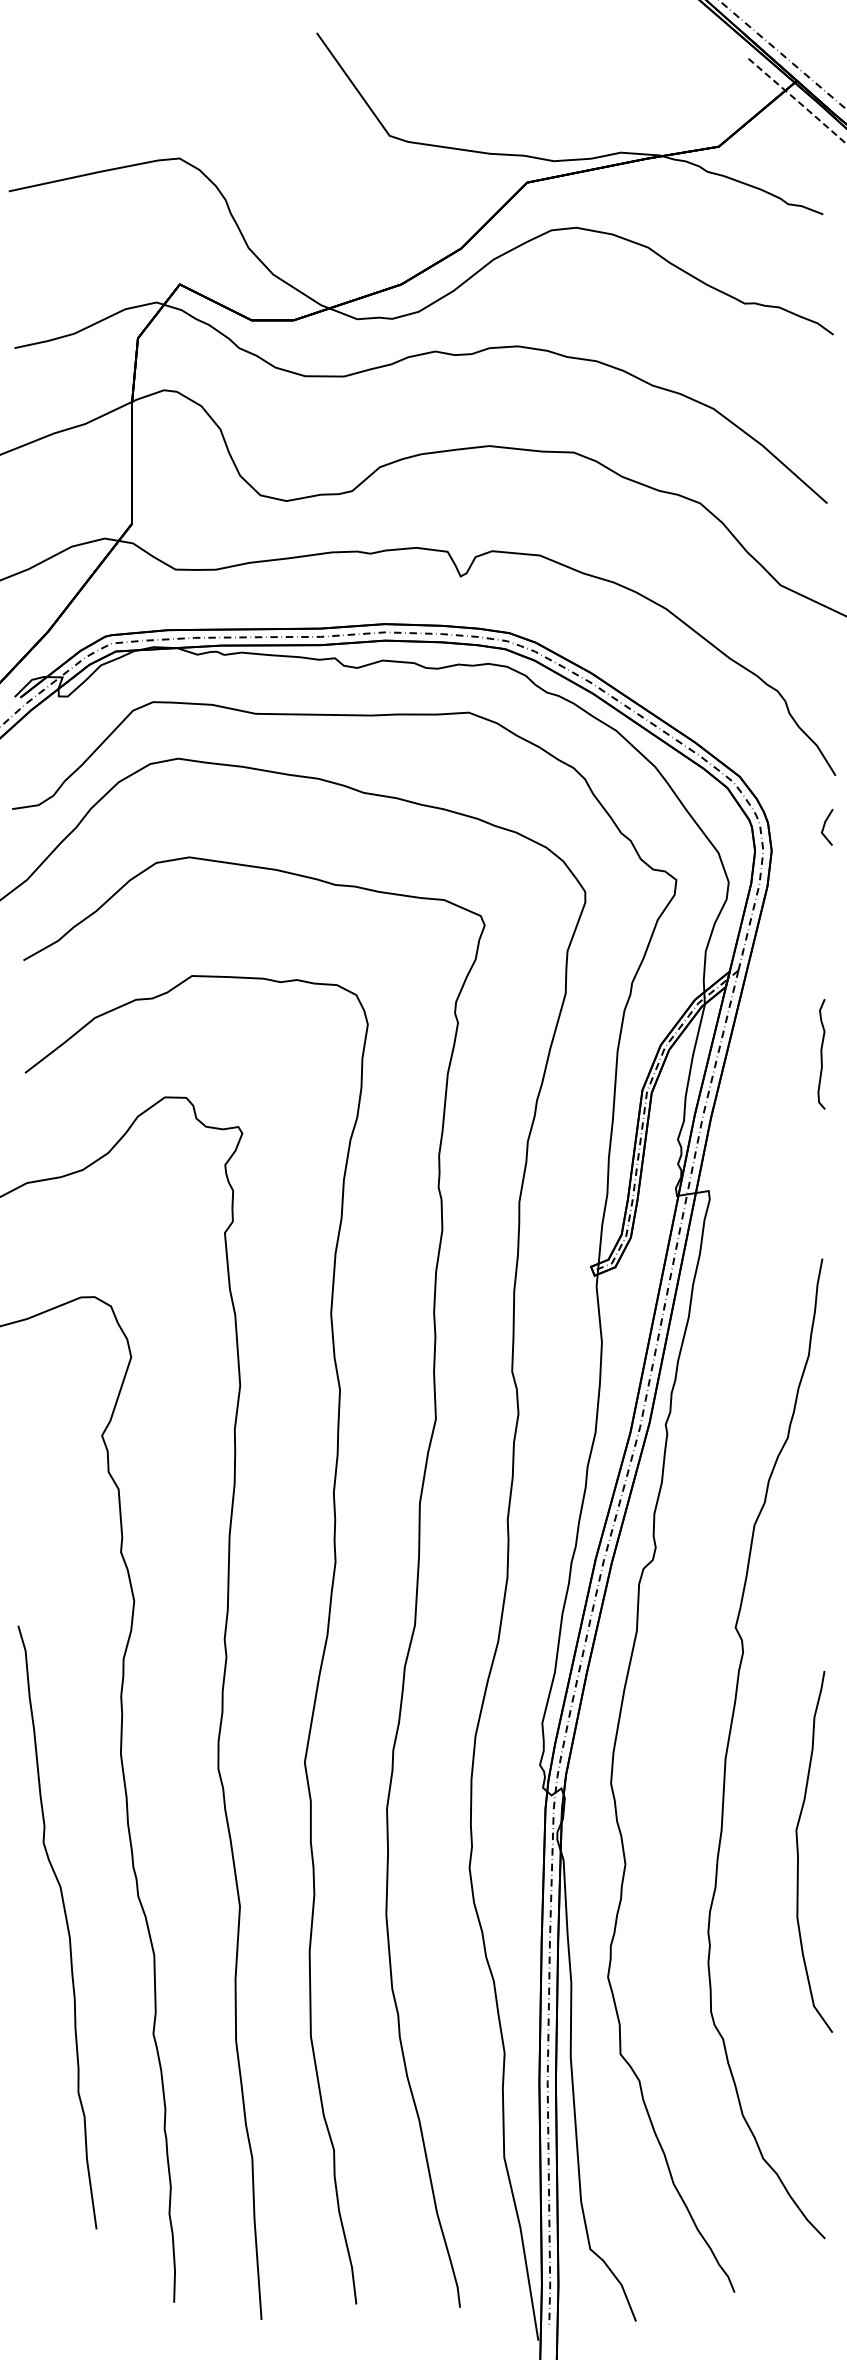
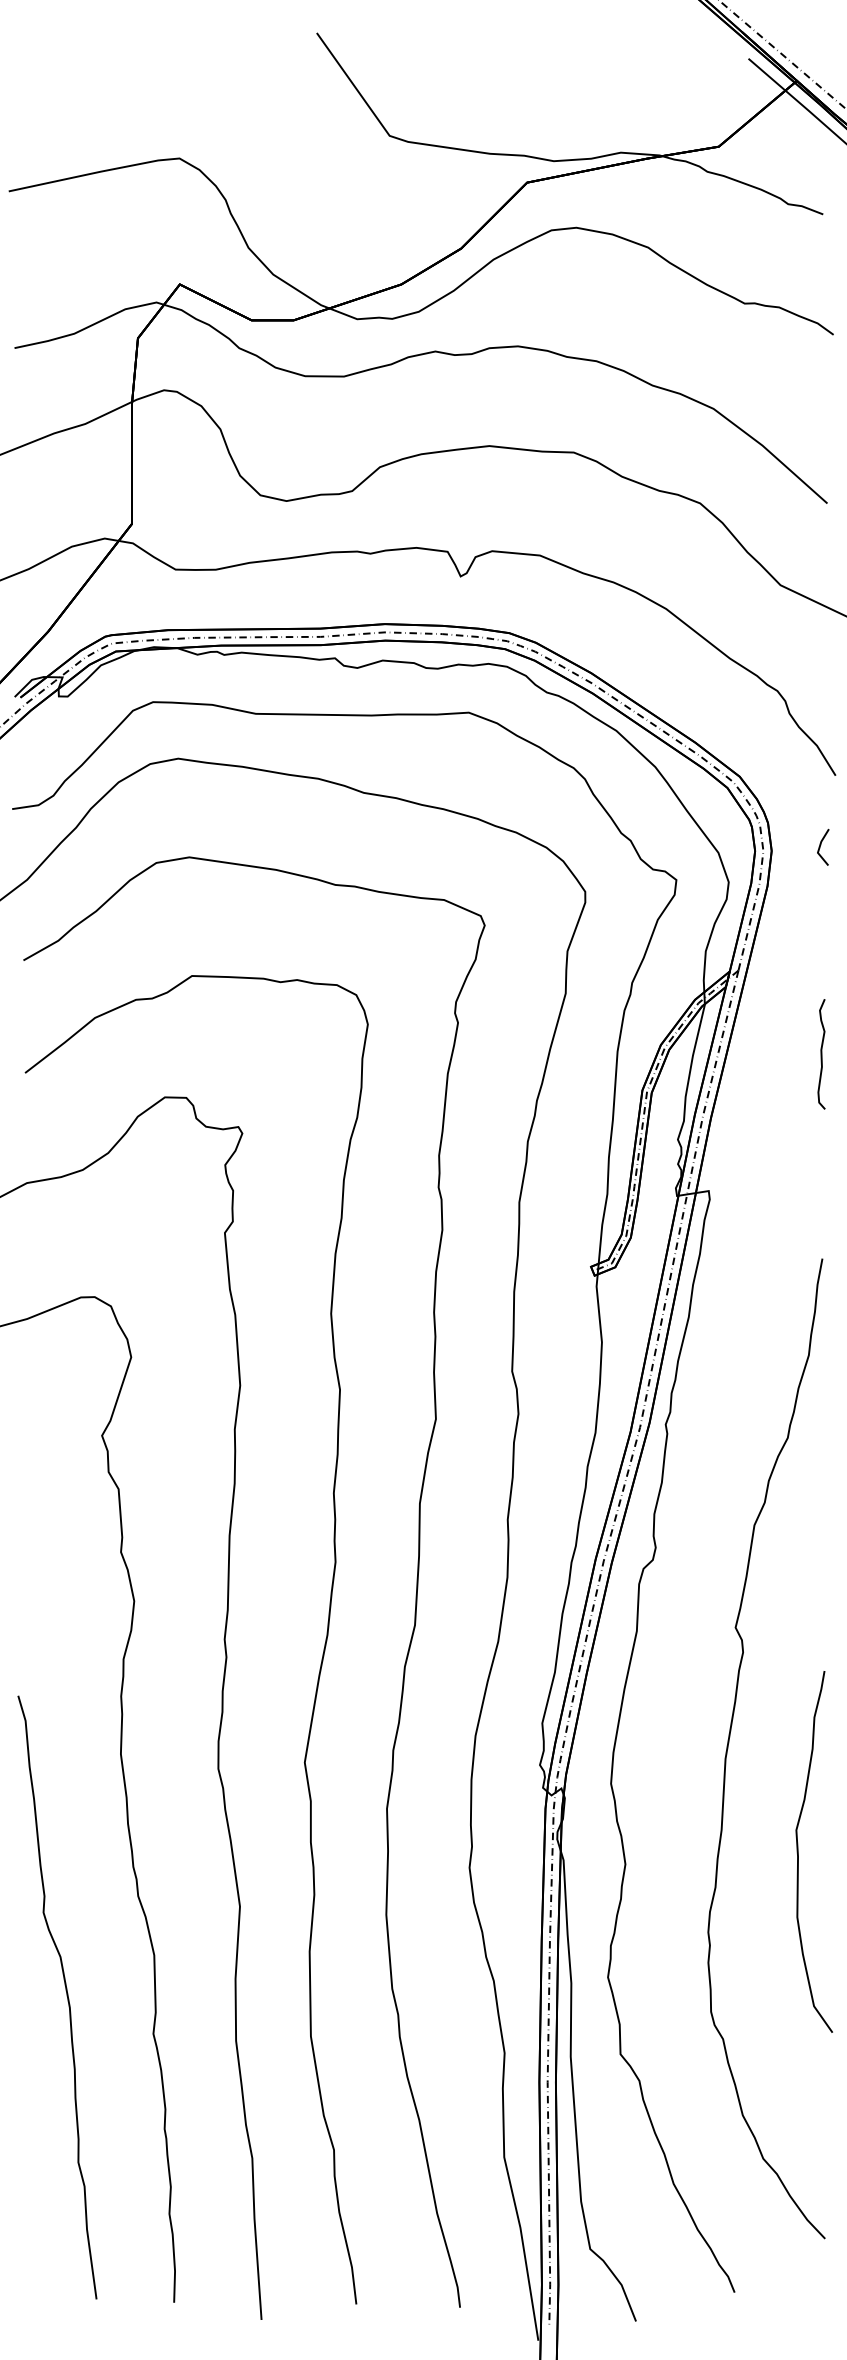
line: dashed -> solid (798, 101)
line position: (825, 825) -> (821, 845) (821, 845)
curve position: (66, 1926) -> (66, 1996) (66, 1996)
